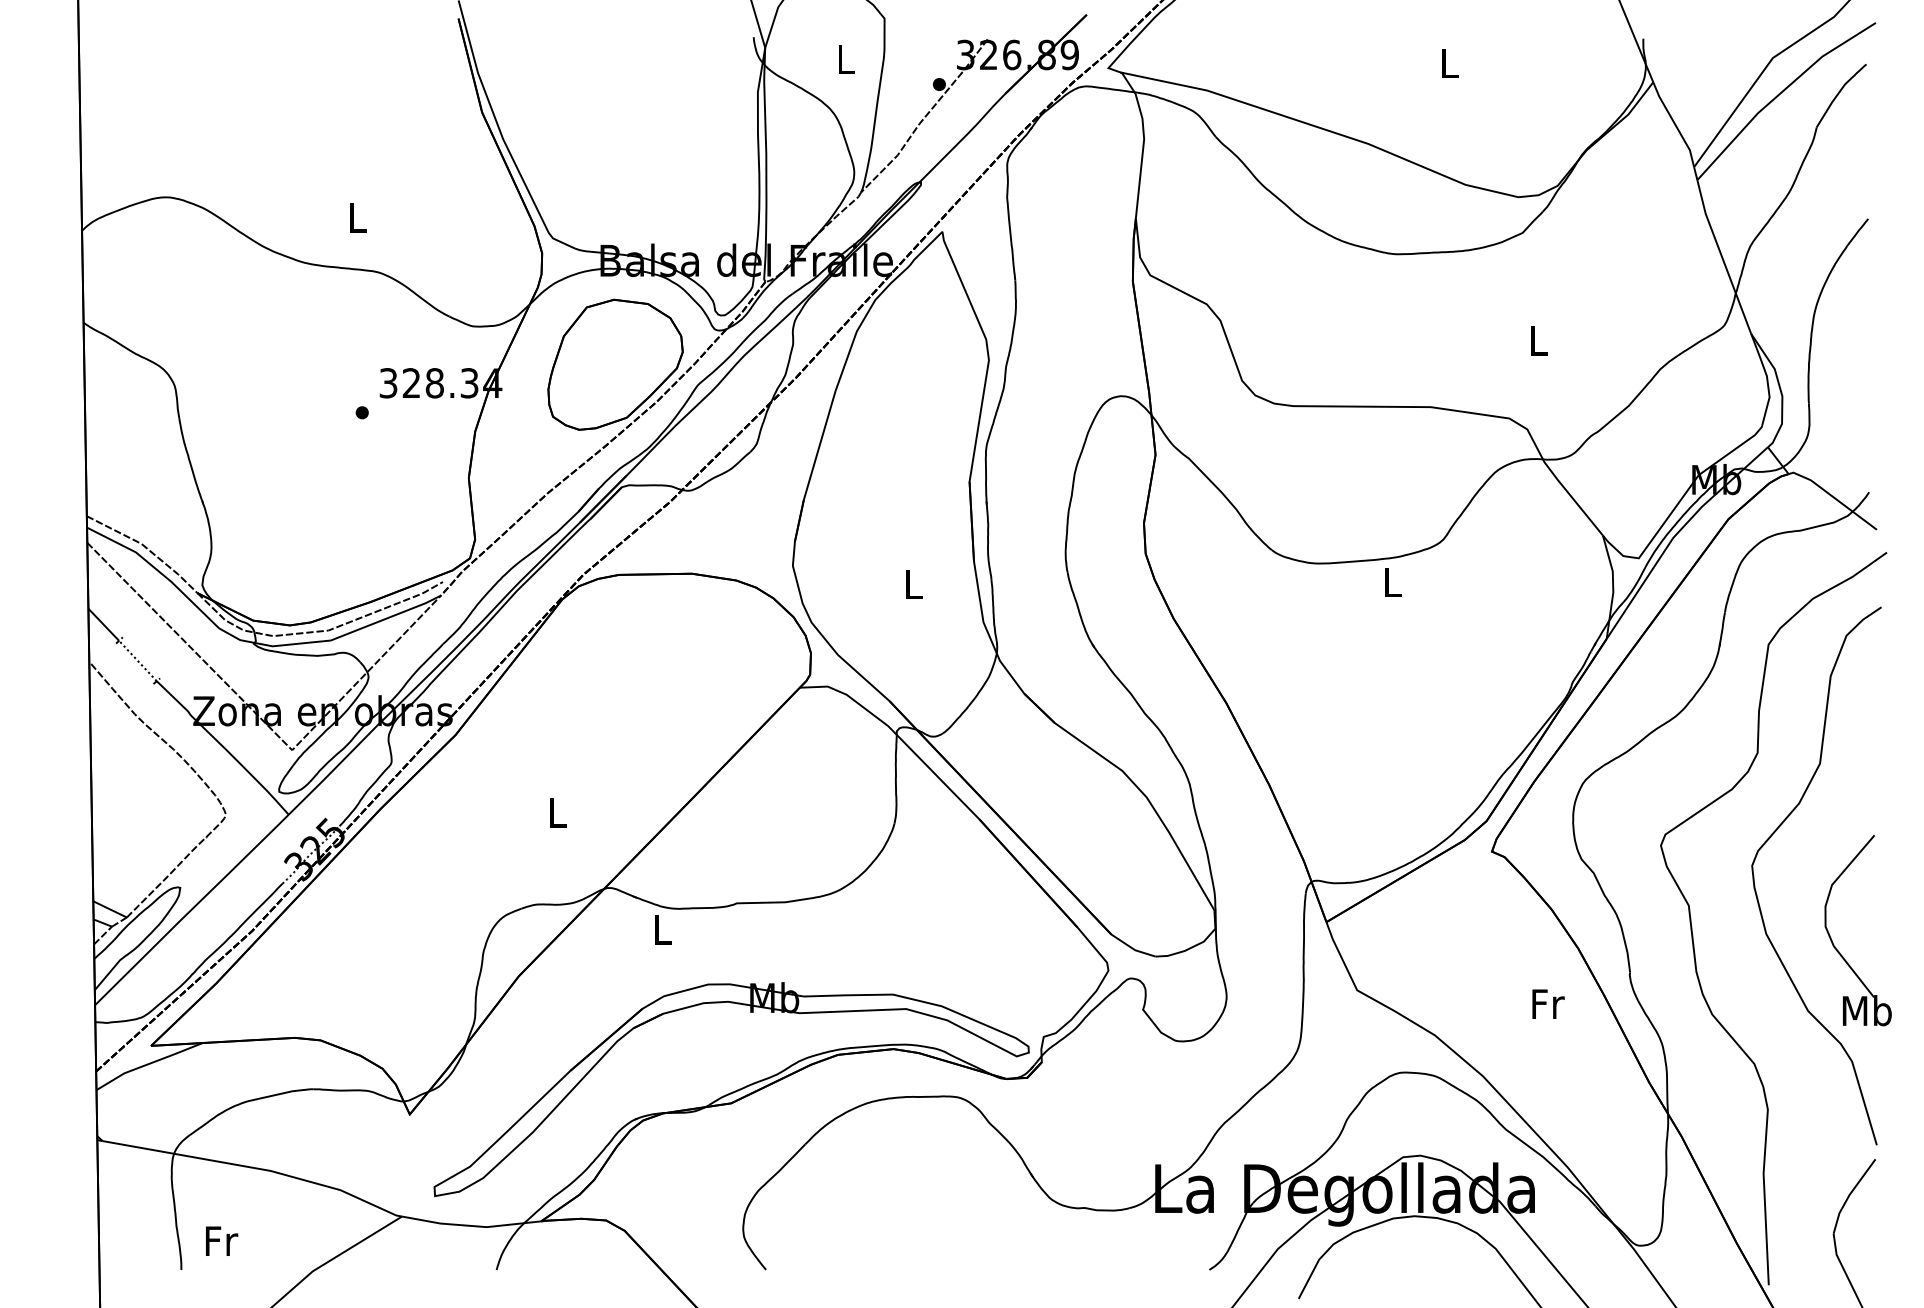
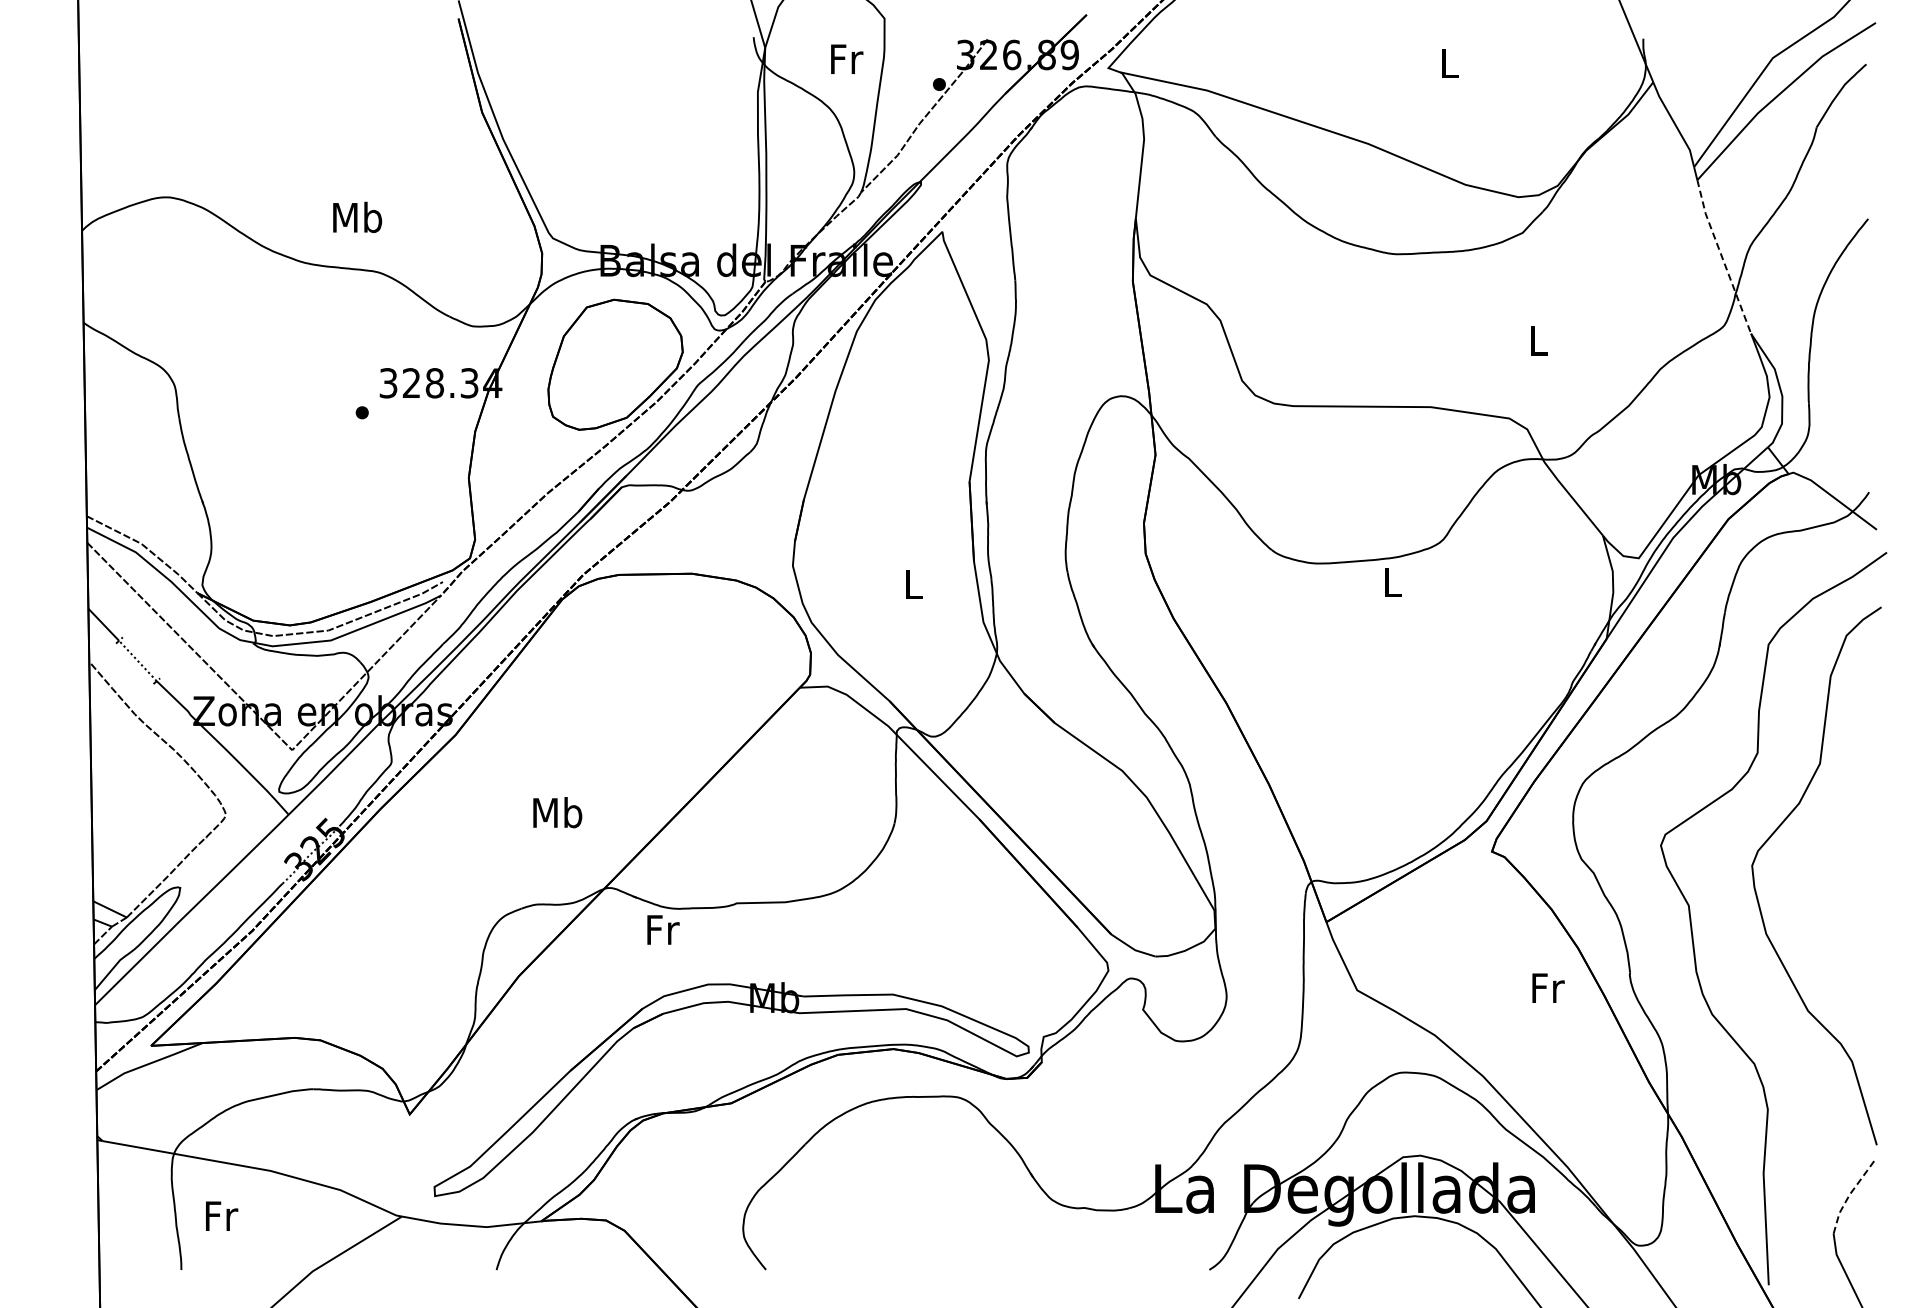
text: L -> Fr (847, 58)
text: L -> Mb (357, 217)
line: solid -> dashed (1722, 257)
text: L -> Mb (557, 812)
text: L -> Fr (663, 929)
part: present -> none (1833, 942)
text position: (1548, 1003) -> (1548, 987) (1548, 987)
line: solid -> dashed (1849, 1194)
text position: (222, 1240) -> (222, 1215) (222, 1215)
